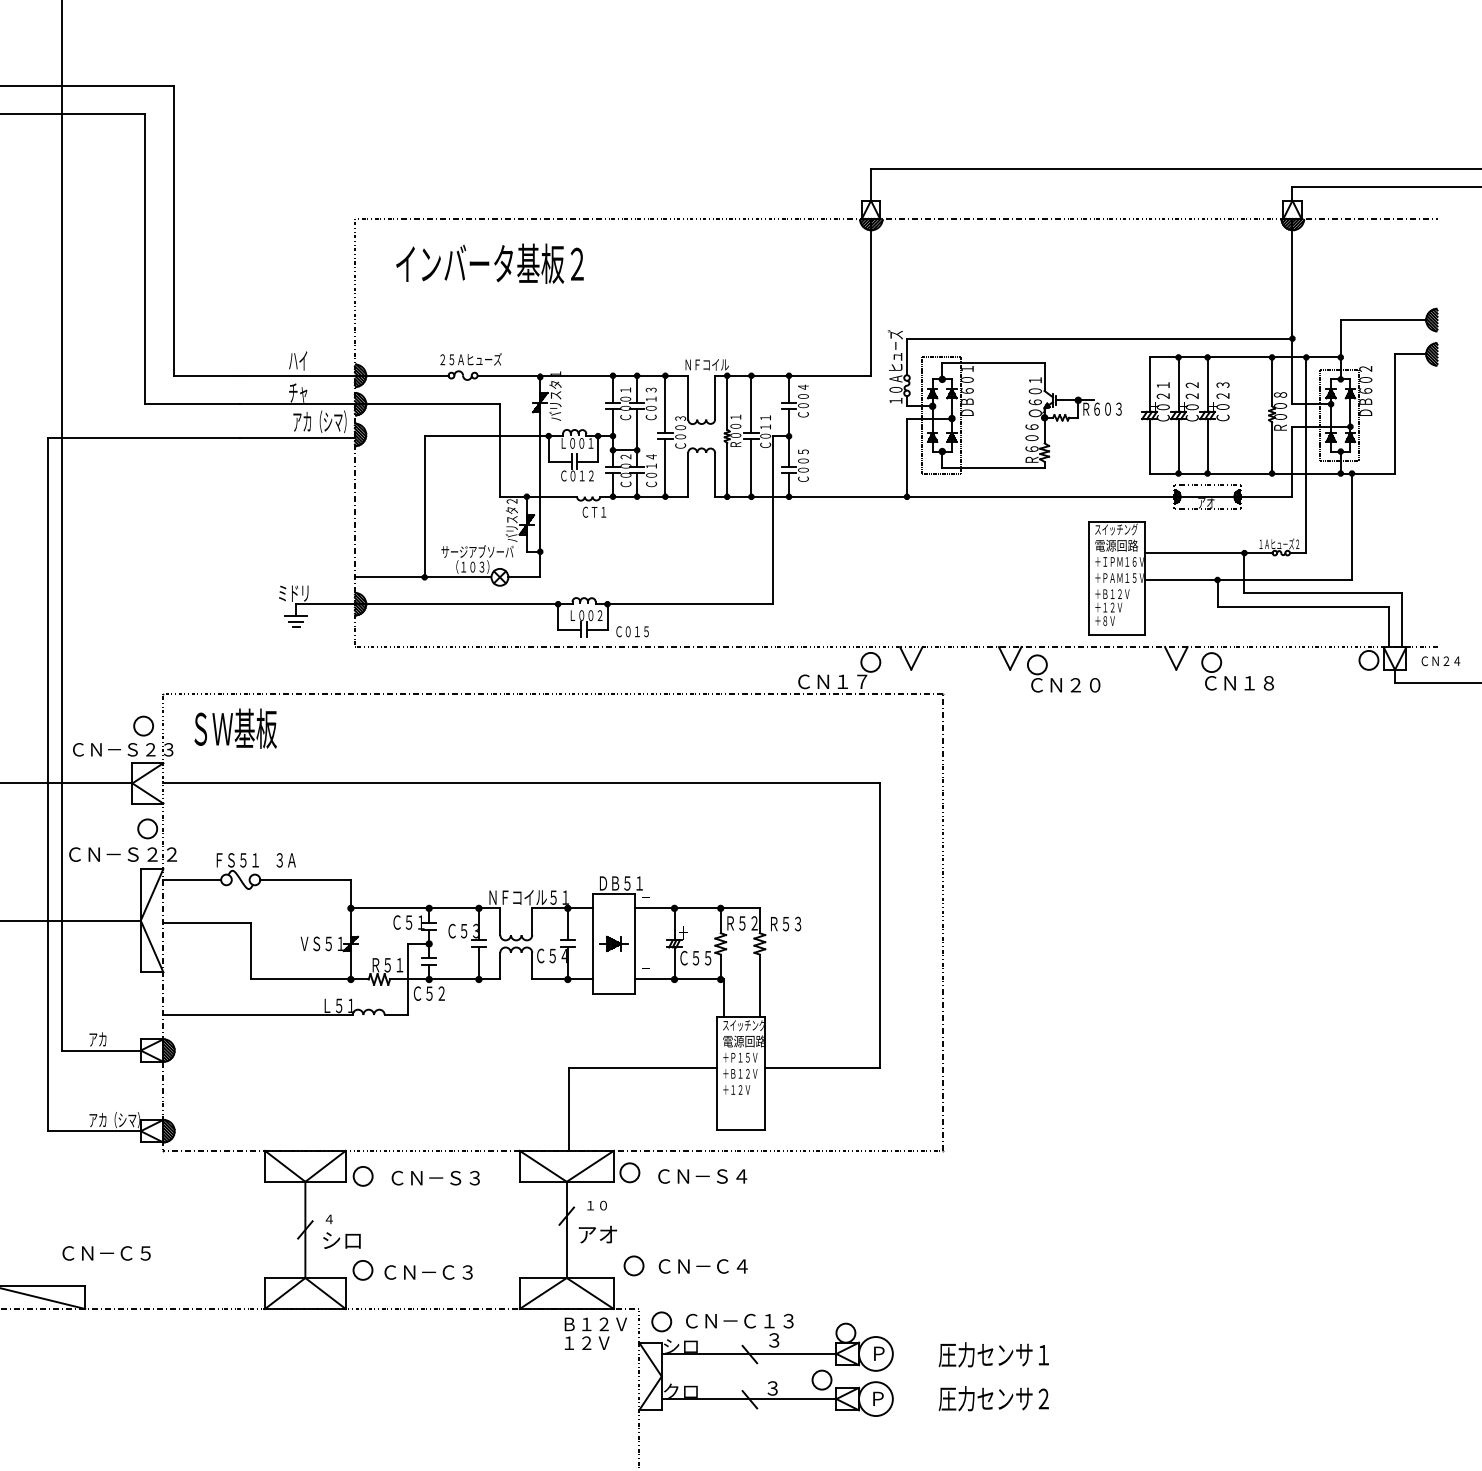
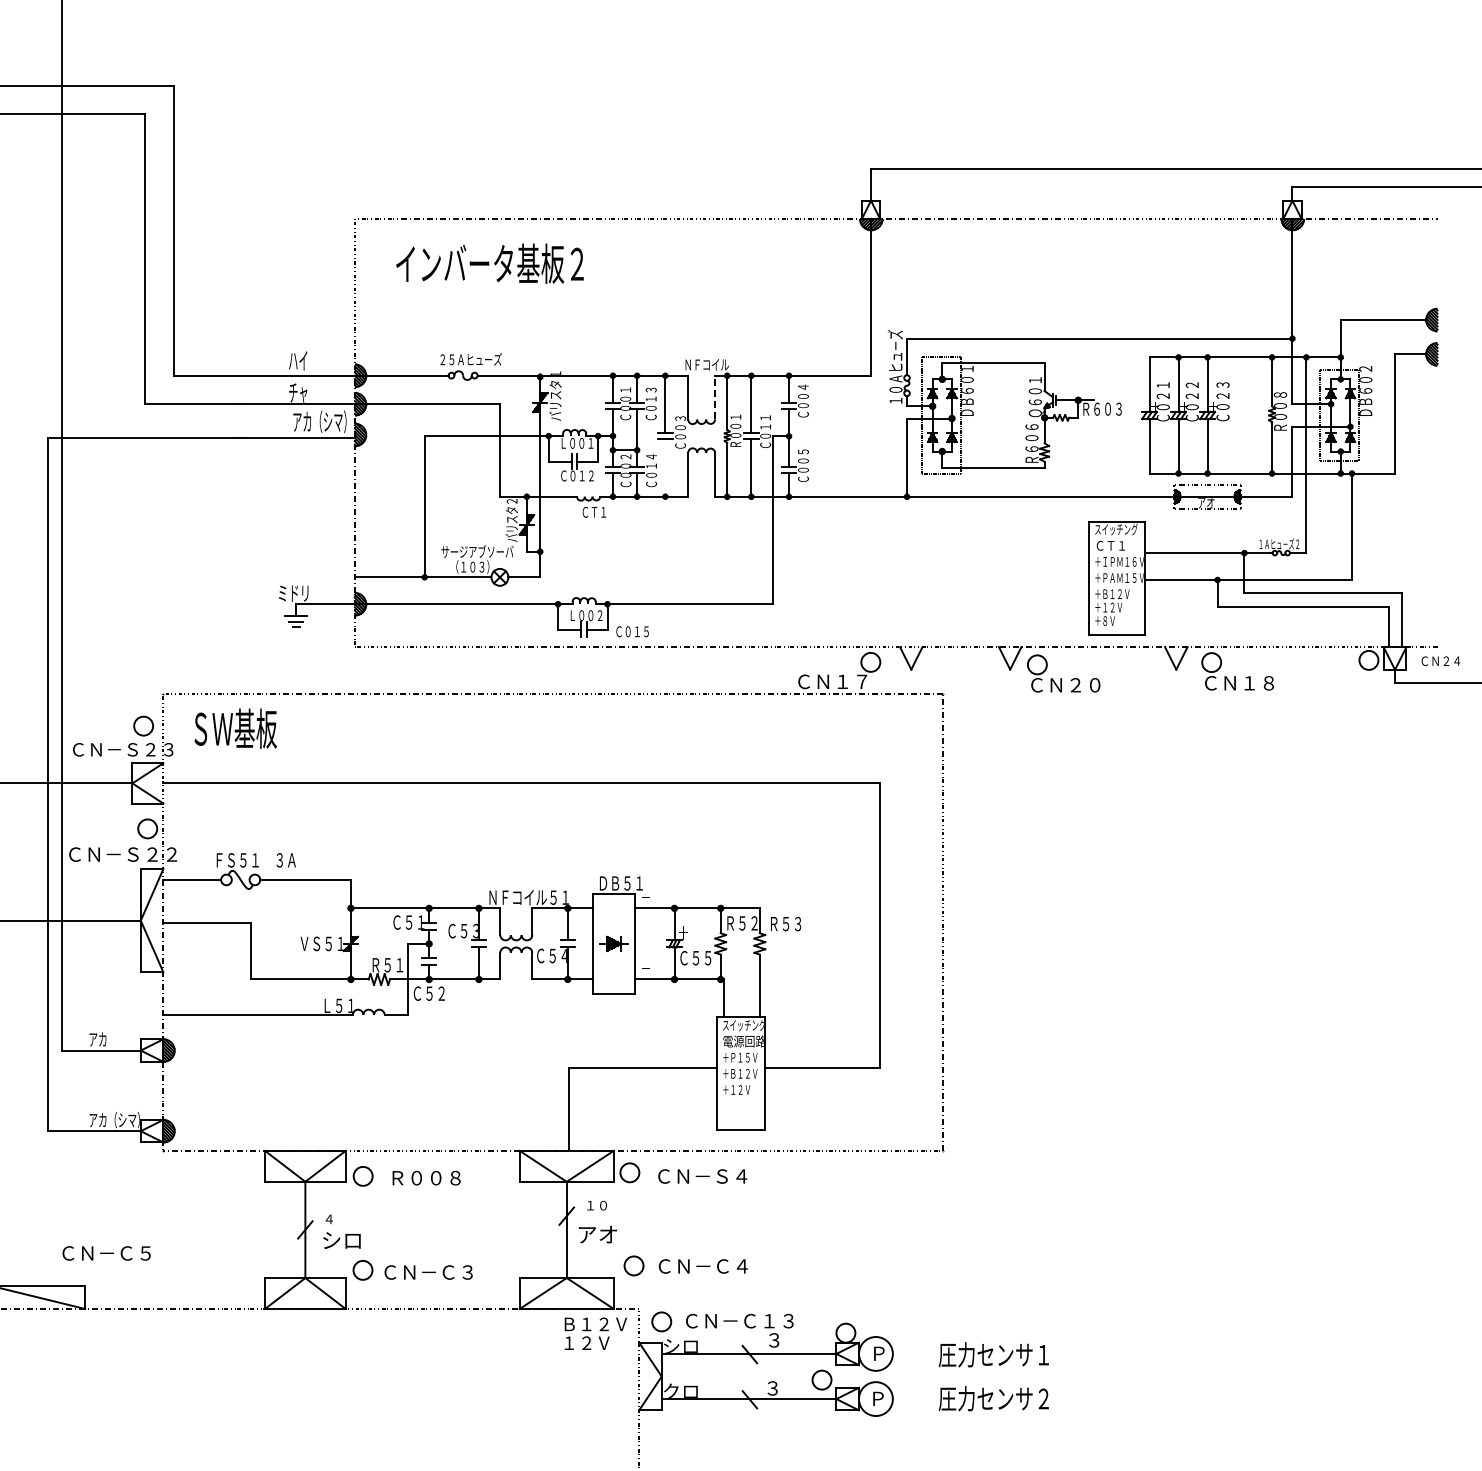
line: solid -> dashed (715, 397)
line: present -> none (665, 467)
text: 電源回路 -> ＣＴ１ (1116, 545)
text: ＣＮ－Ｓ３ -> Ｒ００８ (435, 1177)
